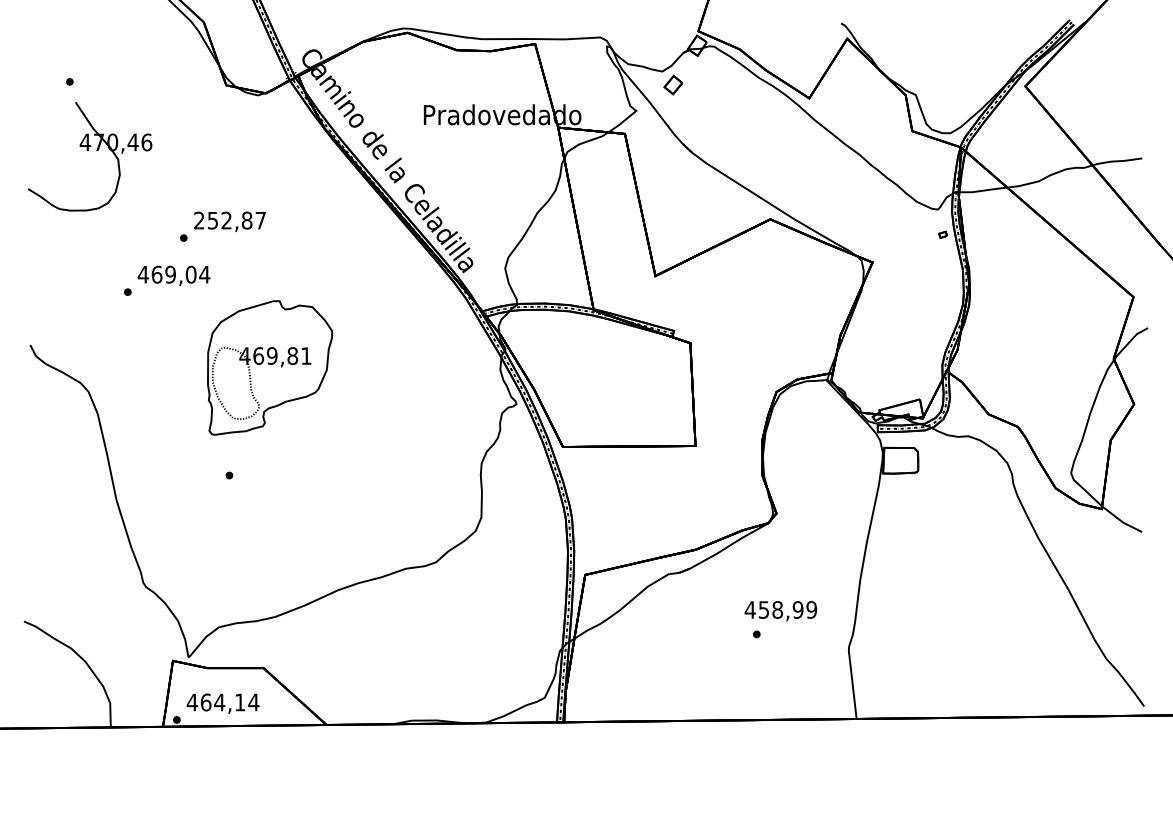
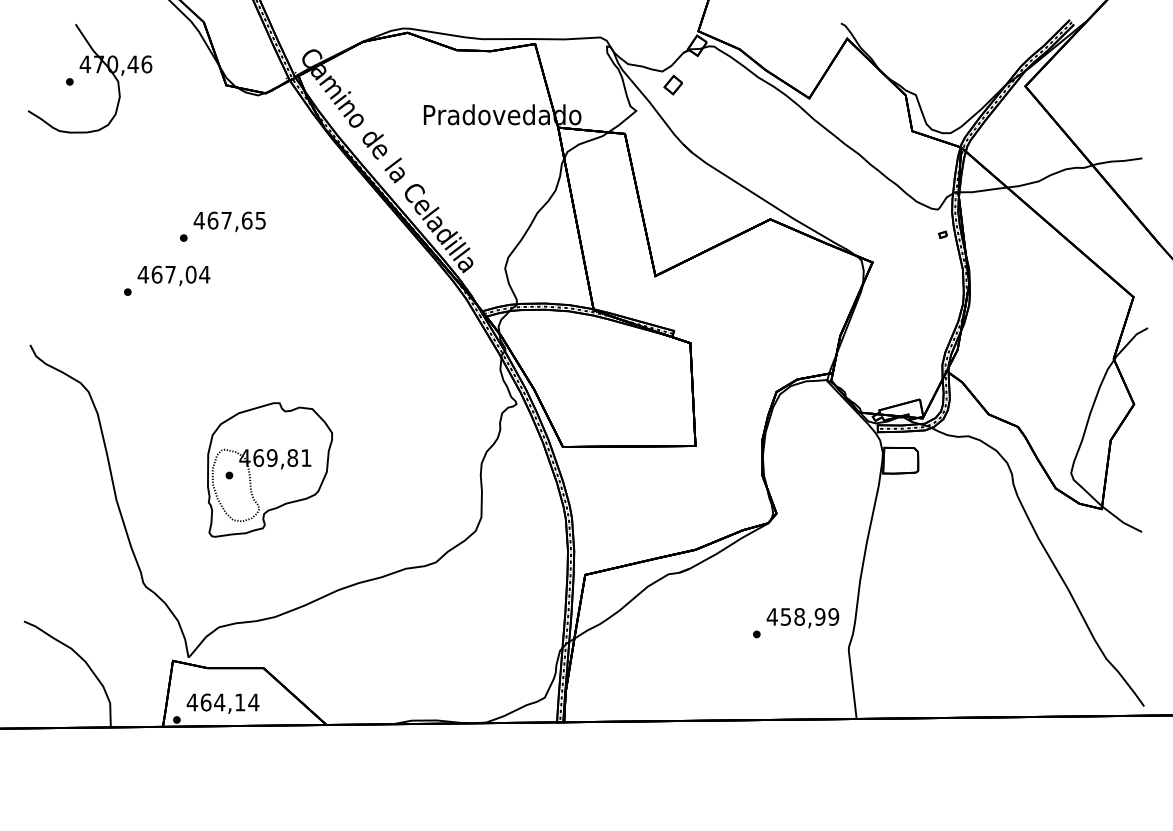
part position: (89, 156) -> (89, 78) (89, 78)
text: 252,87 -> 467,65 (229, 220)
text: 469,04 -> 467,04 (170, 274)
part position: (269, 367) -> (269, 469) (269, 469)
text position: (780, 611) -> (802, 618) (802, 618)
